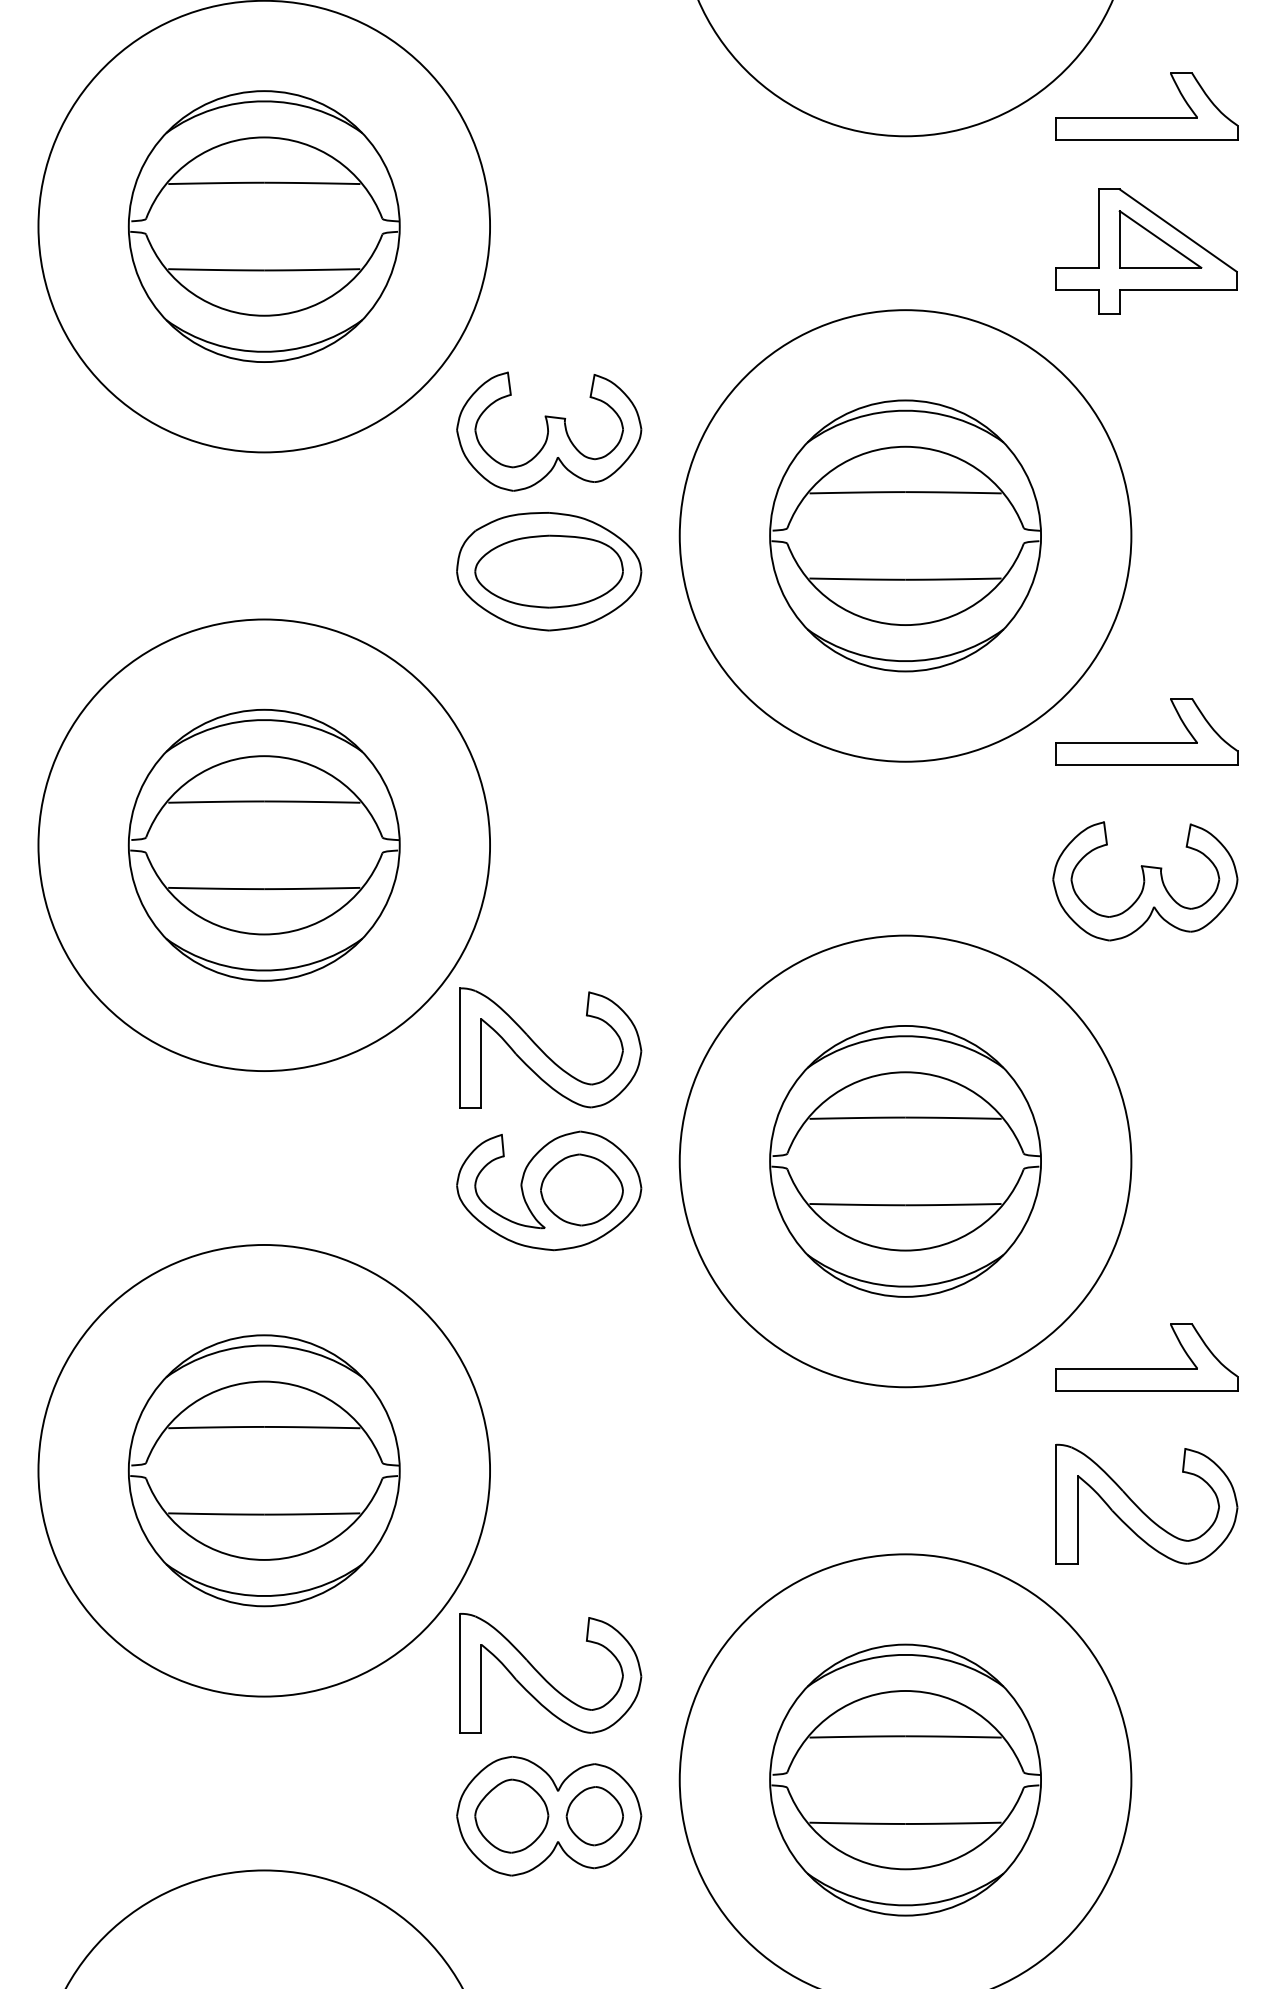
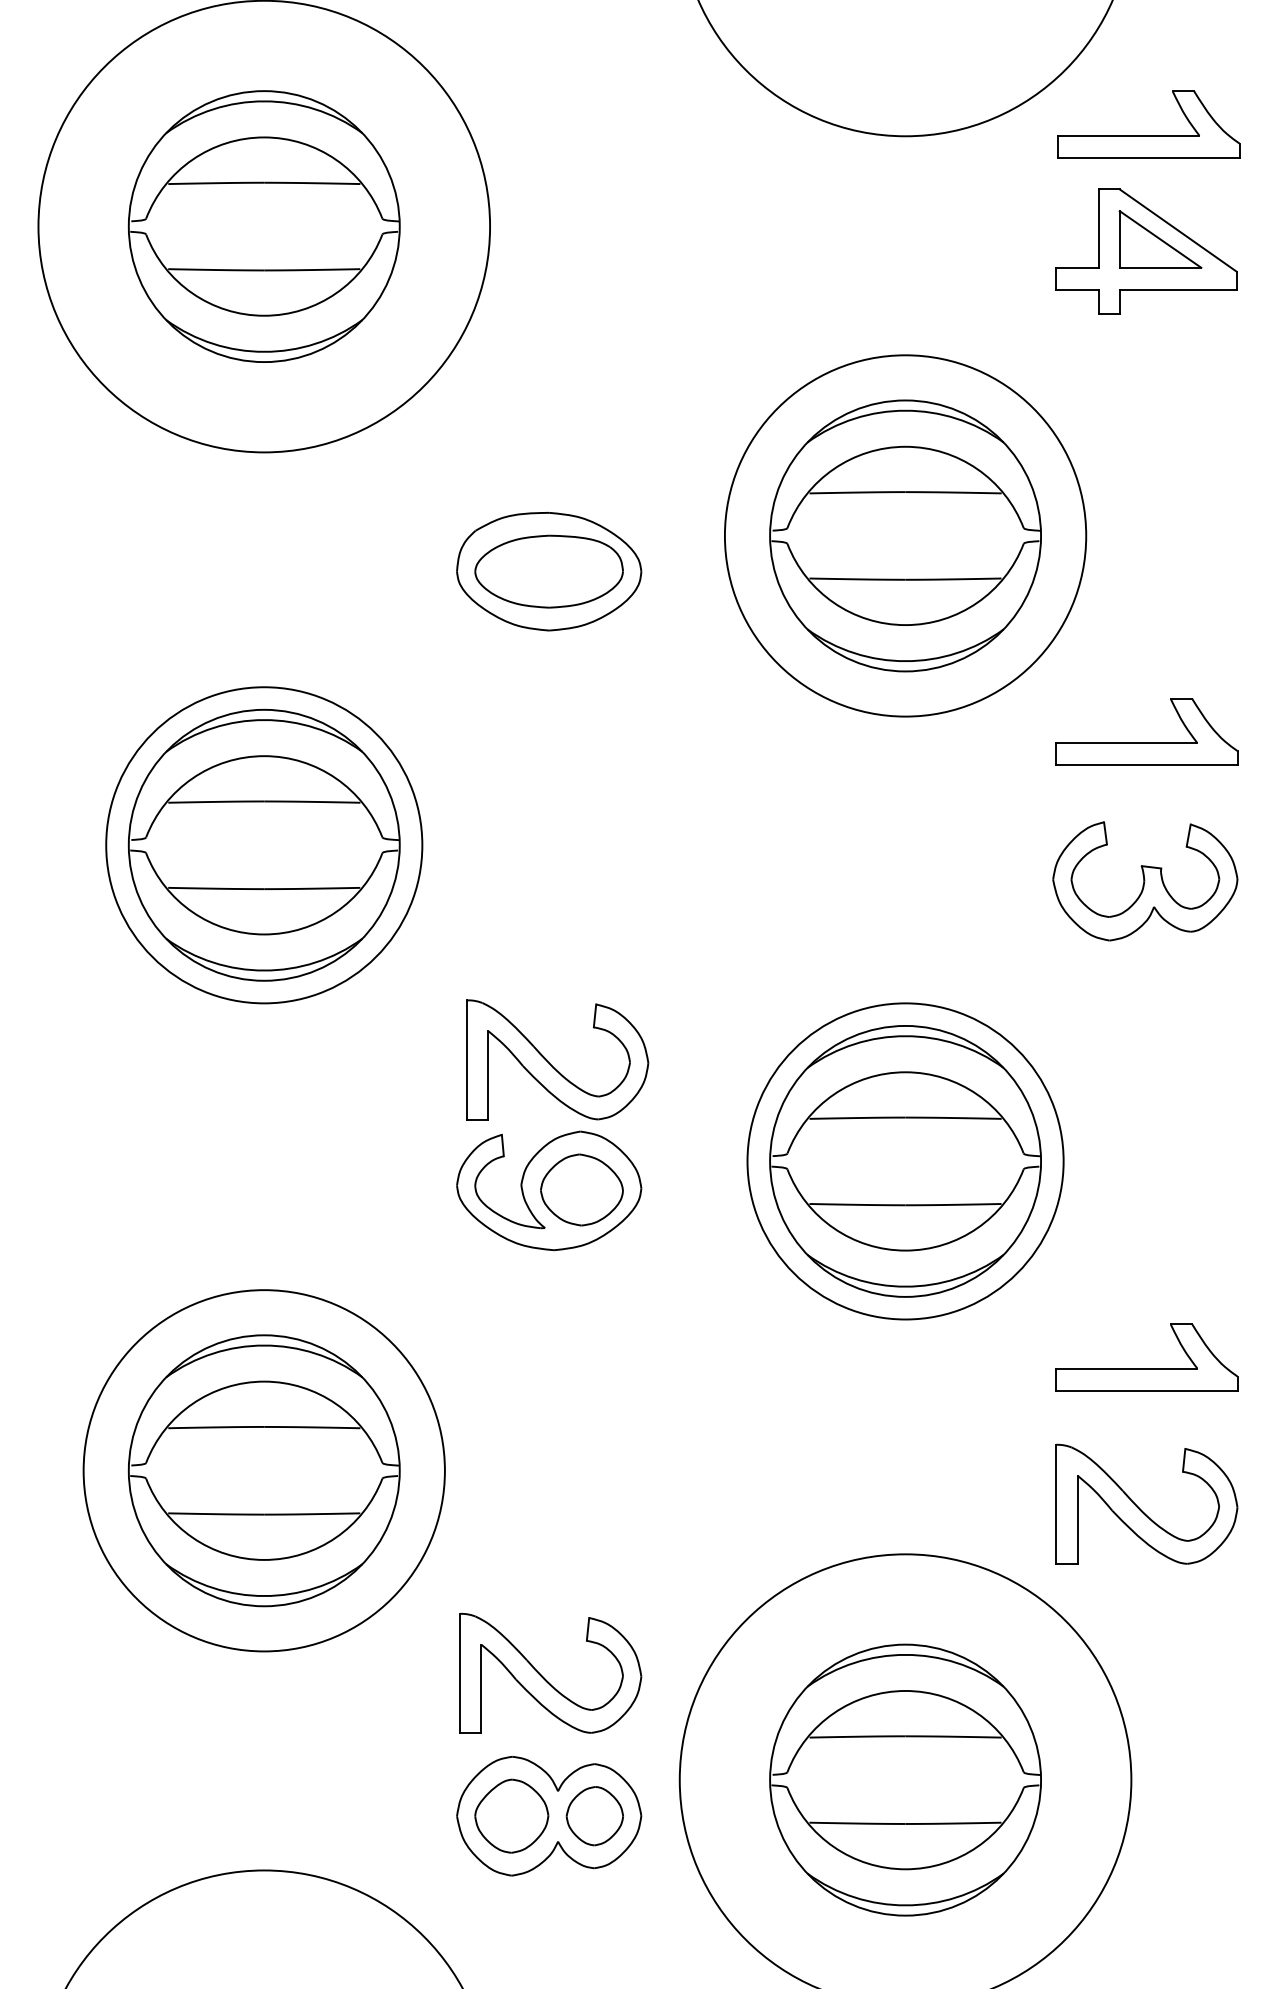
part position: (1146, 117) -> (1148, 135) (1148, 135)
part: present -> none (549, 431)
circle diameter: 452 px -> 361 px (905, 535)
circle diameter: 452 px -> 316 px (264, 845)
part position: (544, 1052) -> (551, 1064) (551, 1064)
circle diameter: 452 px -> 316 px (905, 1161)
circle diameter: 452 px -> 361 px (263, 1470)
